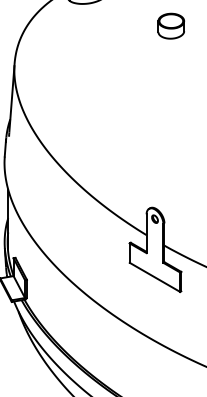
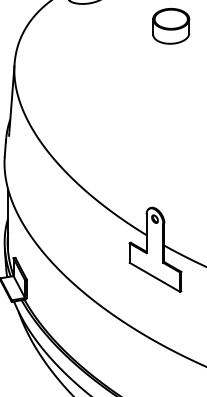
part size: 29x28 px -> 39x37 px (171, 26)
